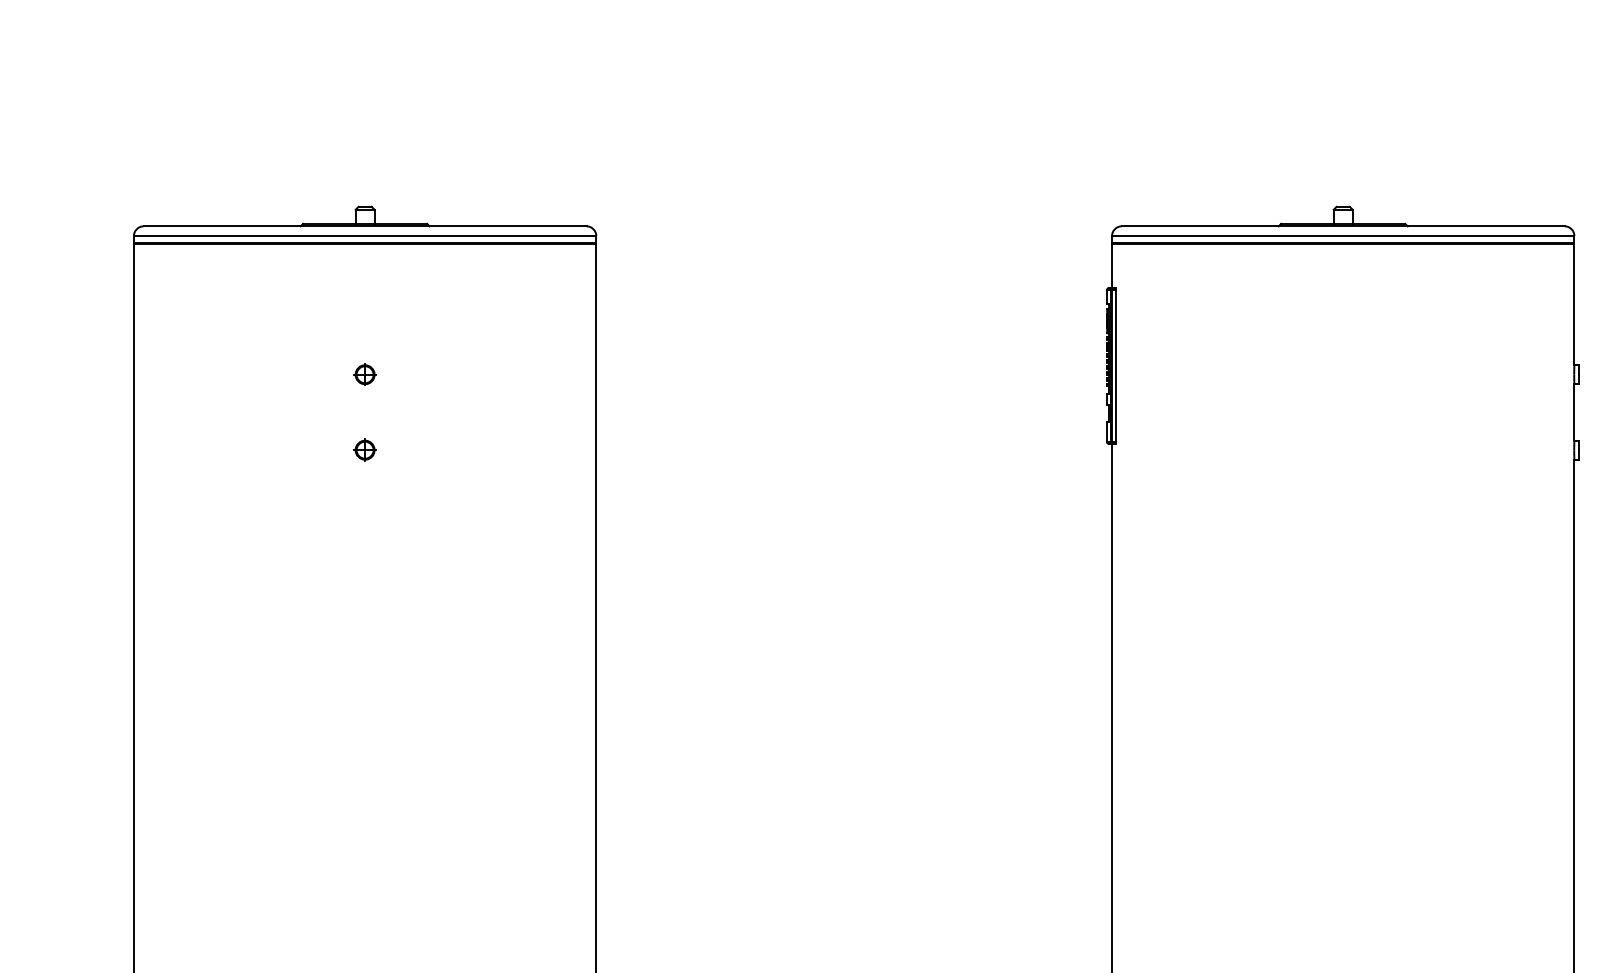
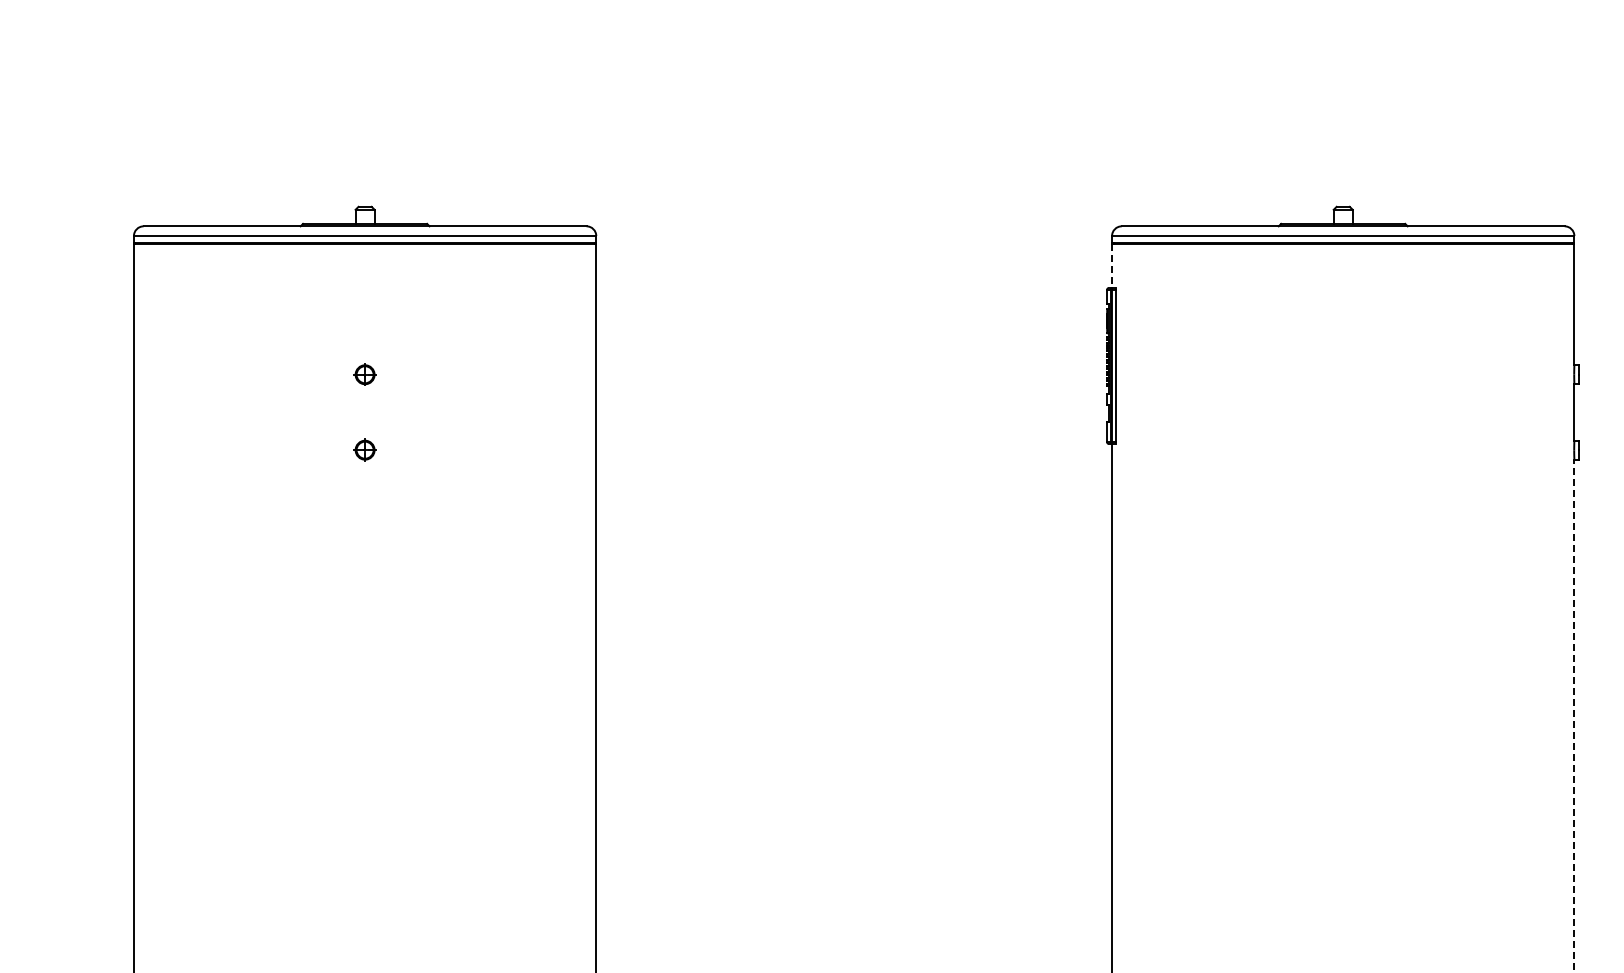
line: solid -> dashed (1112, 266)
line: solid -> dashed (1574, 715)
